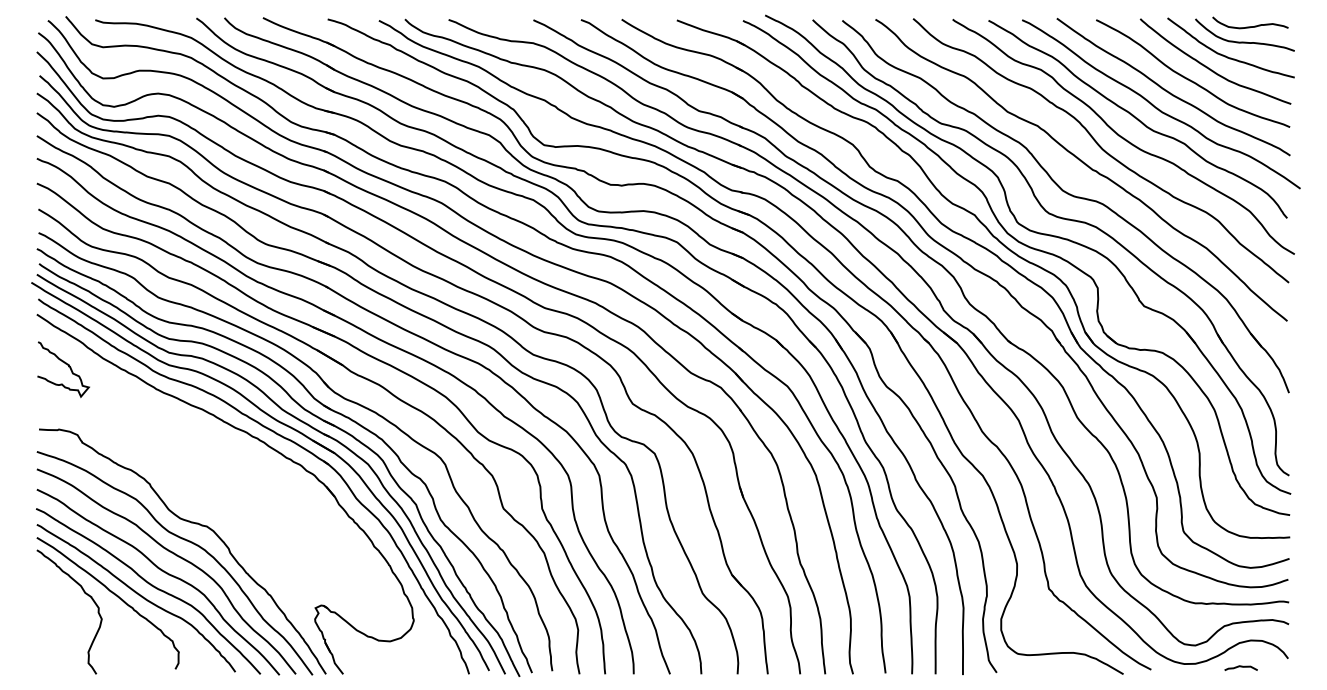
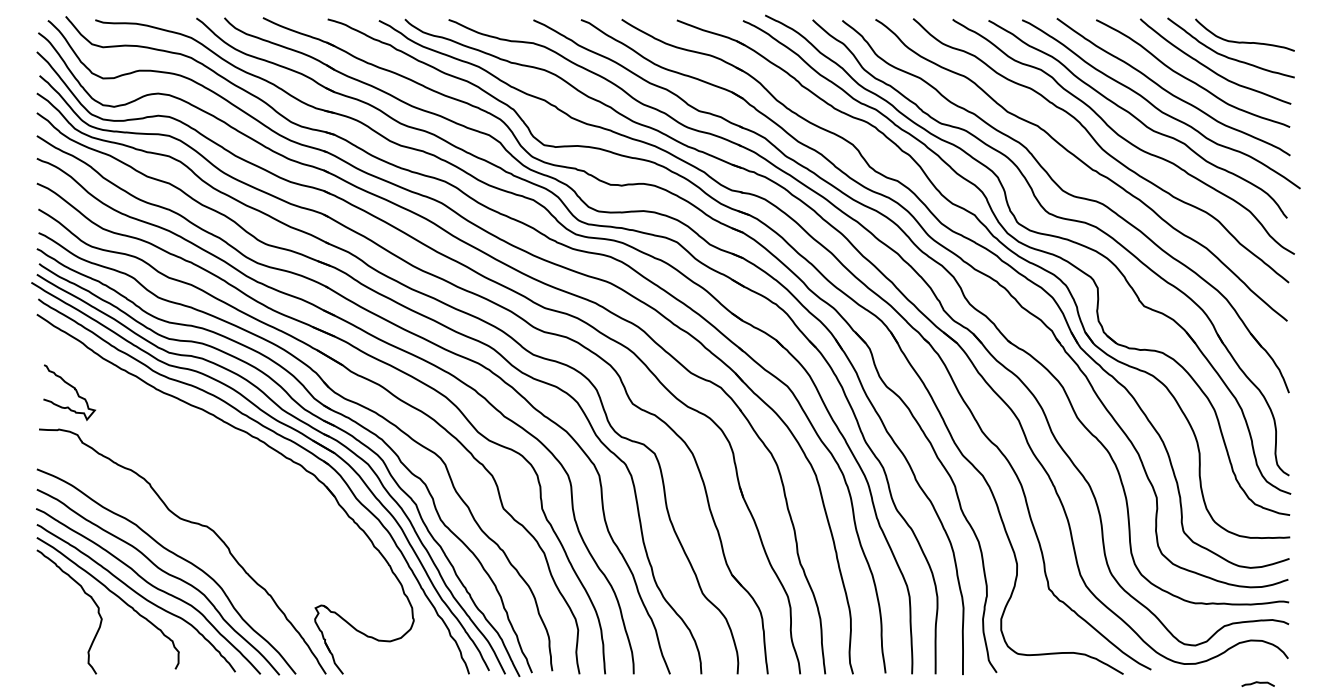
curve: present -> none (1250, 26)
curve position: (65, 364) -> (71, 387) (71, 387)
curve: present -> none (181, 539)
curve position: (1240, 667) -> (1257, 683) (1257, 683)
